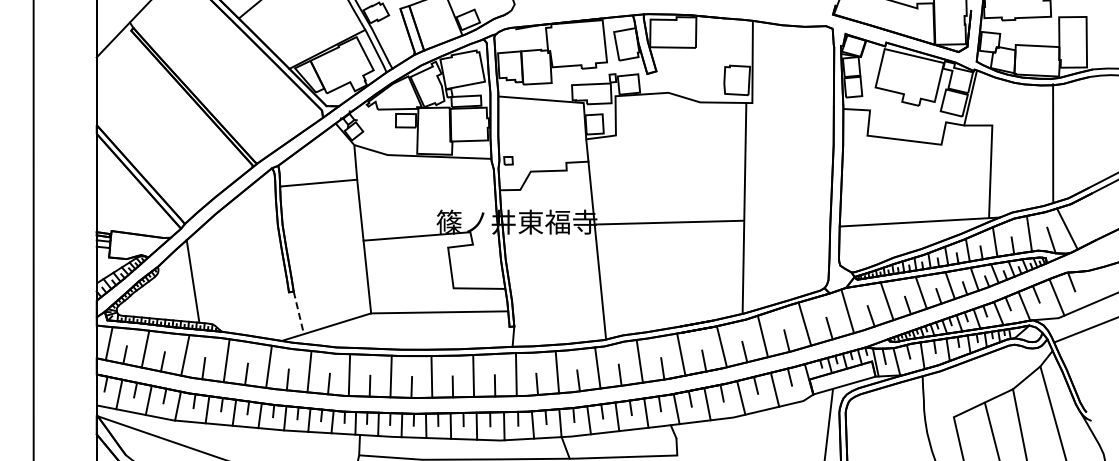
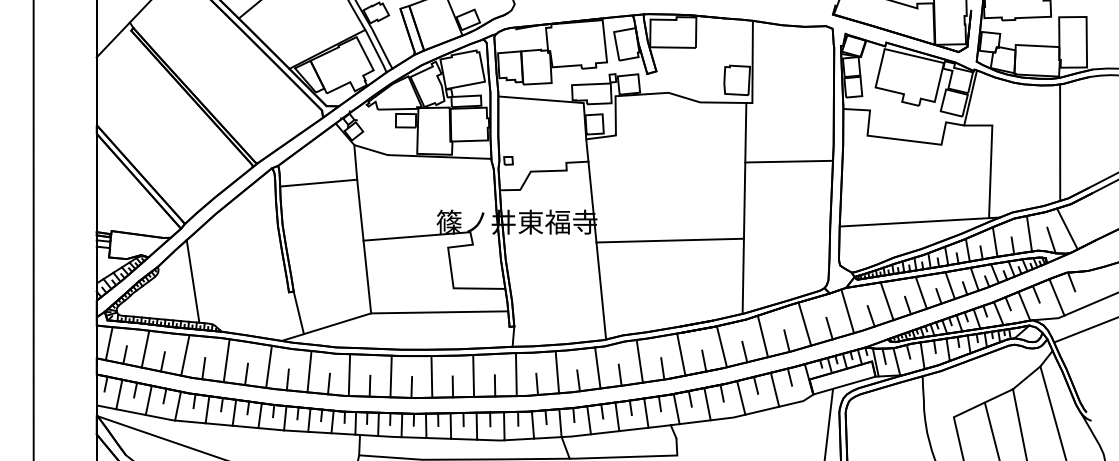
line position: (1053, 142) -> (1060, 142) (1060, 142)
line: none -> present (789, 161)
line position: (669, 222) -> (669, 240) (669, 240)
line: dashed -> solid (298, 312)
